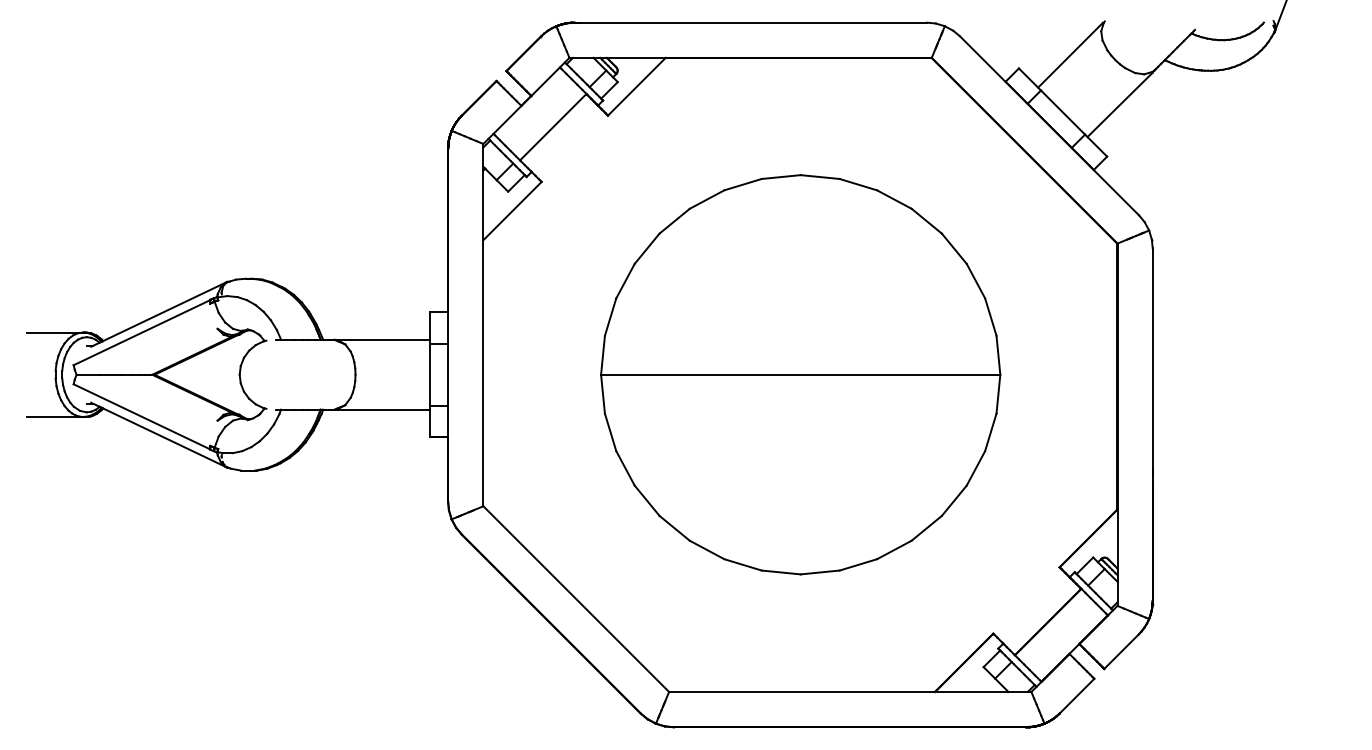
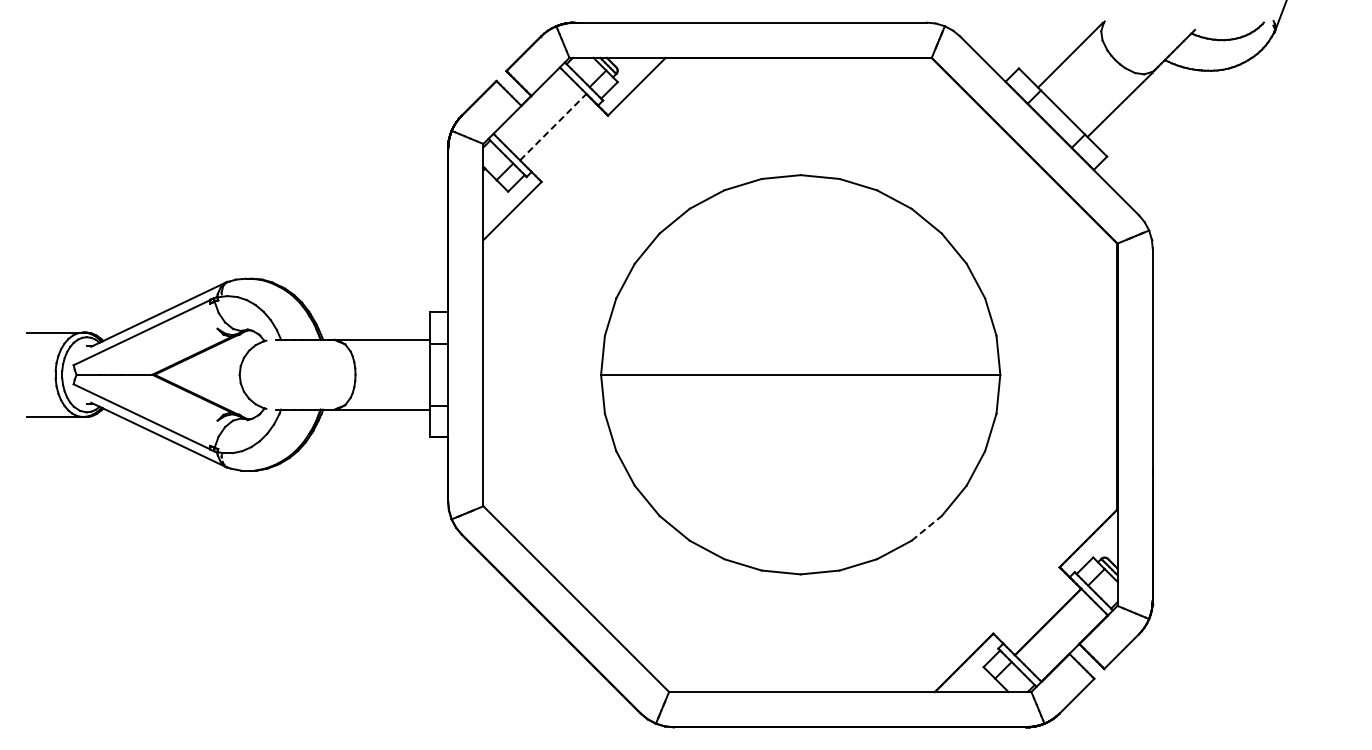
line: solid -> dashed (553, 127)
line: solid -> dashed (926, 528)
